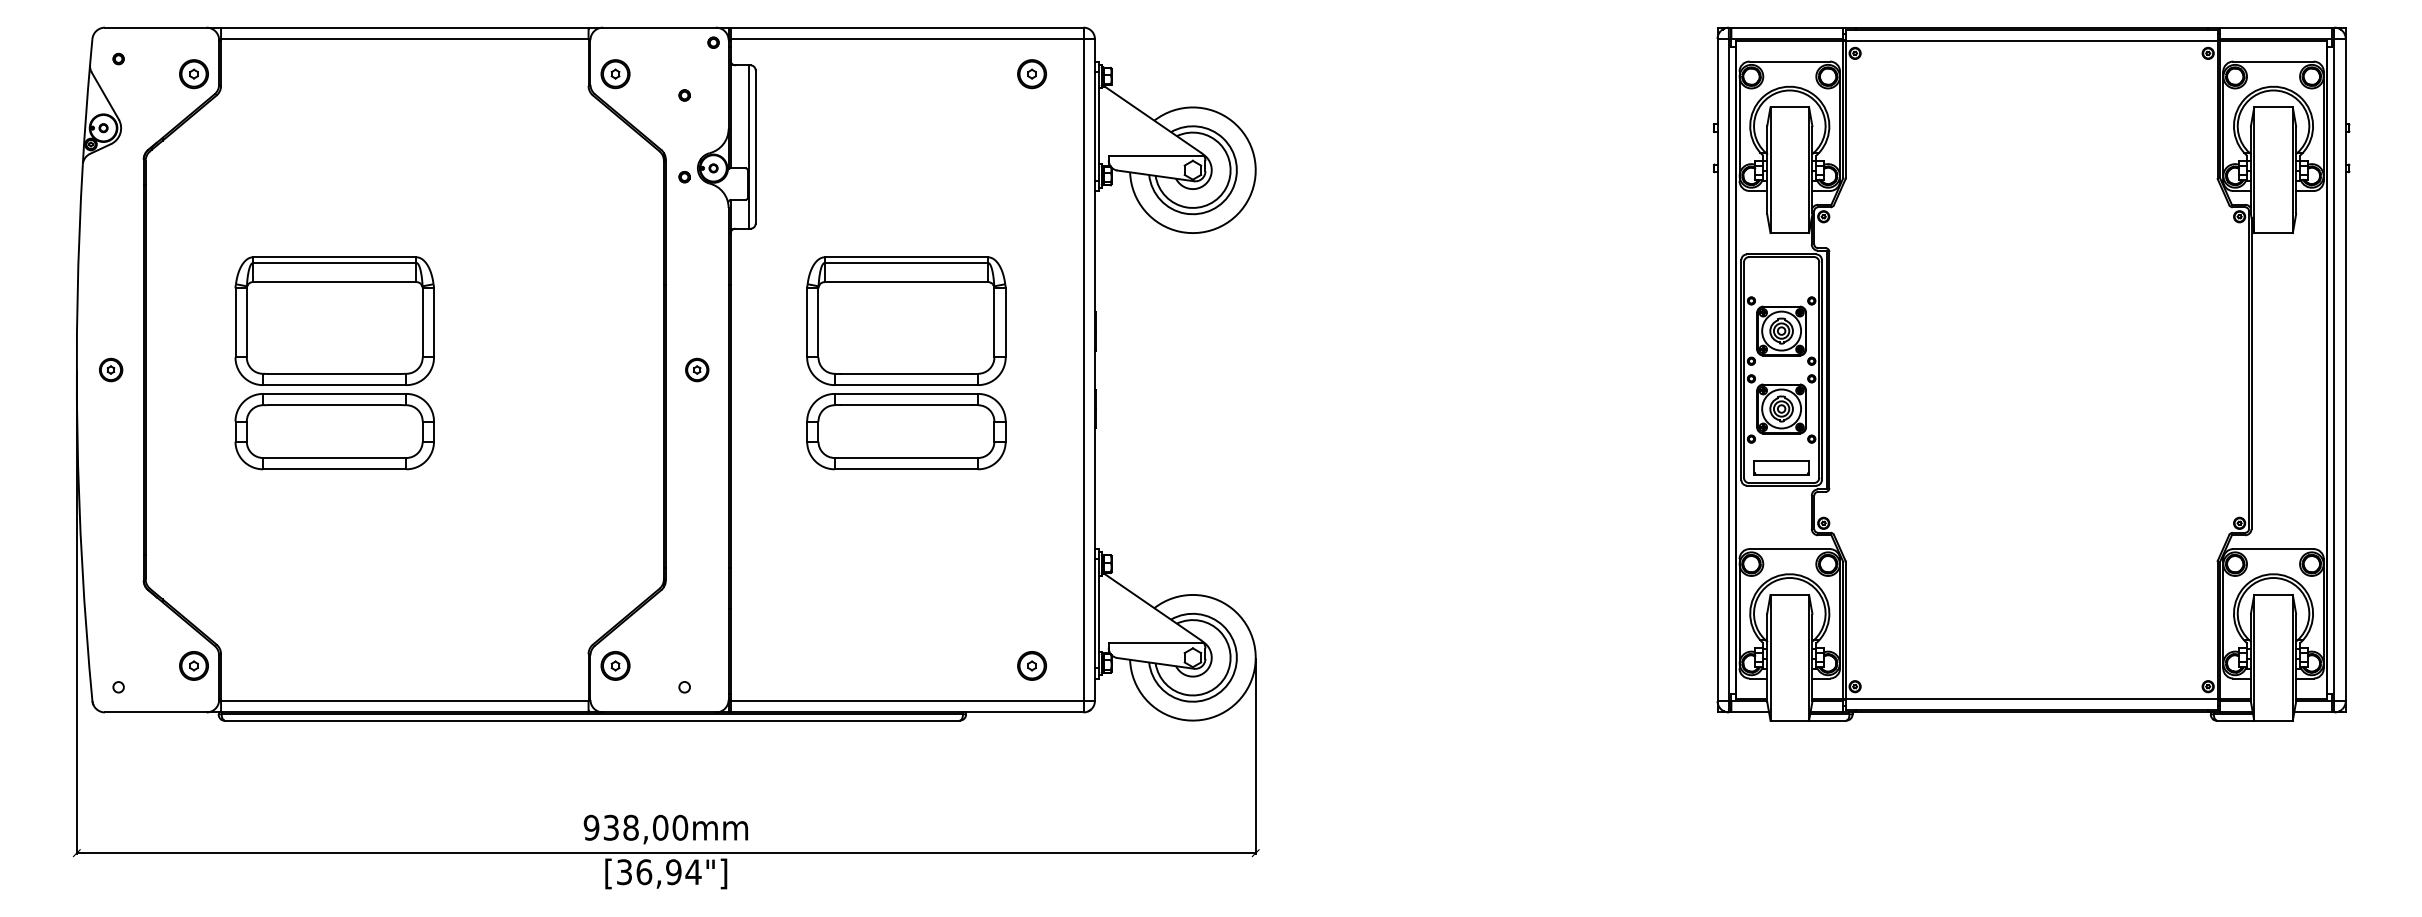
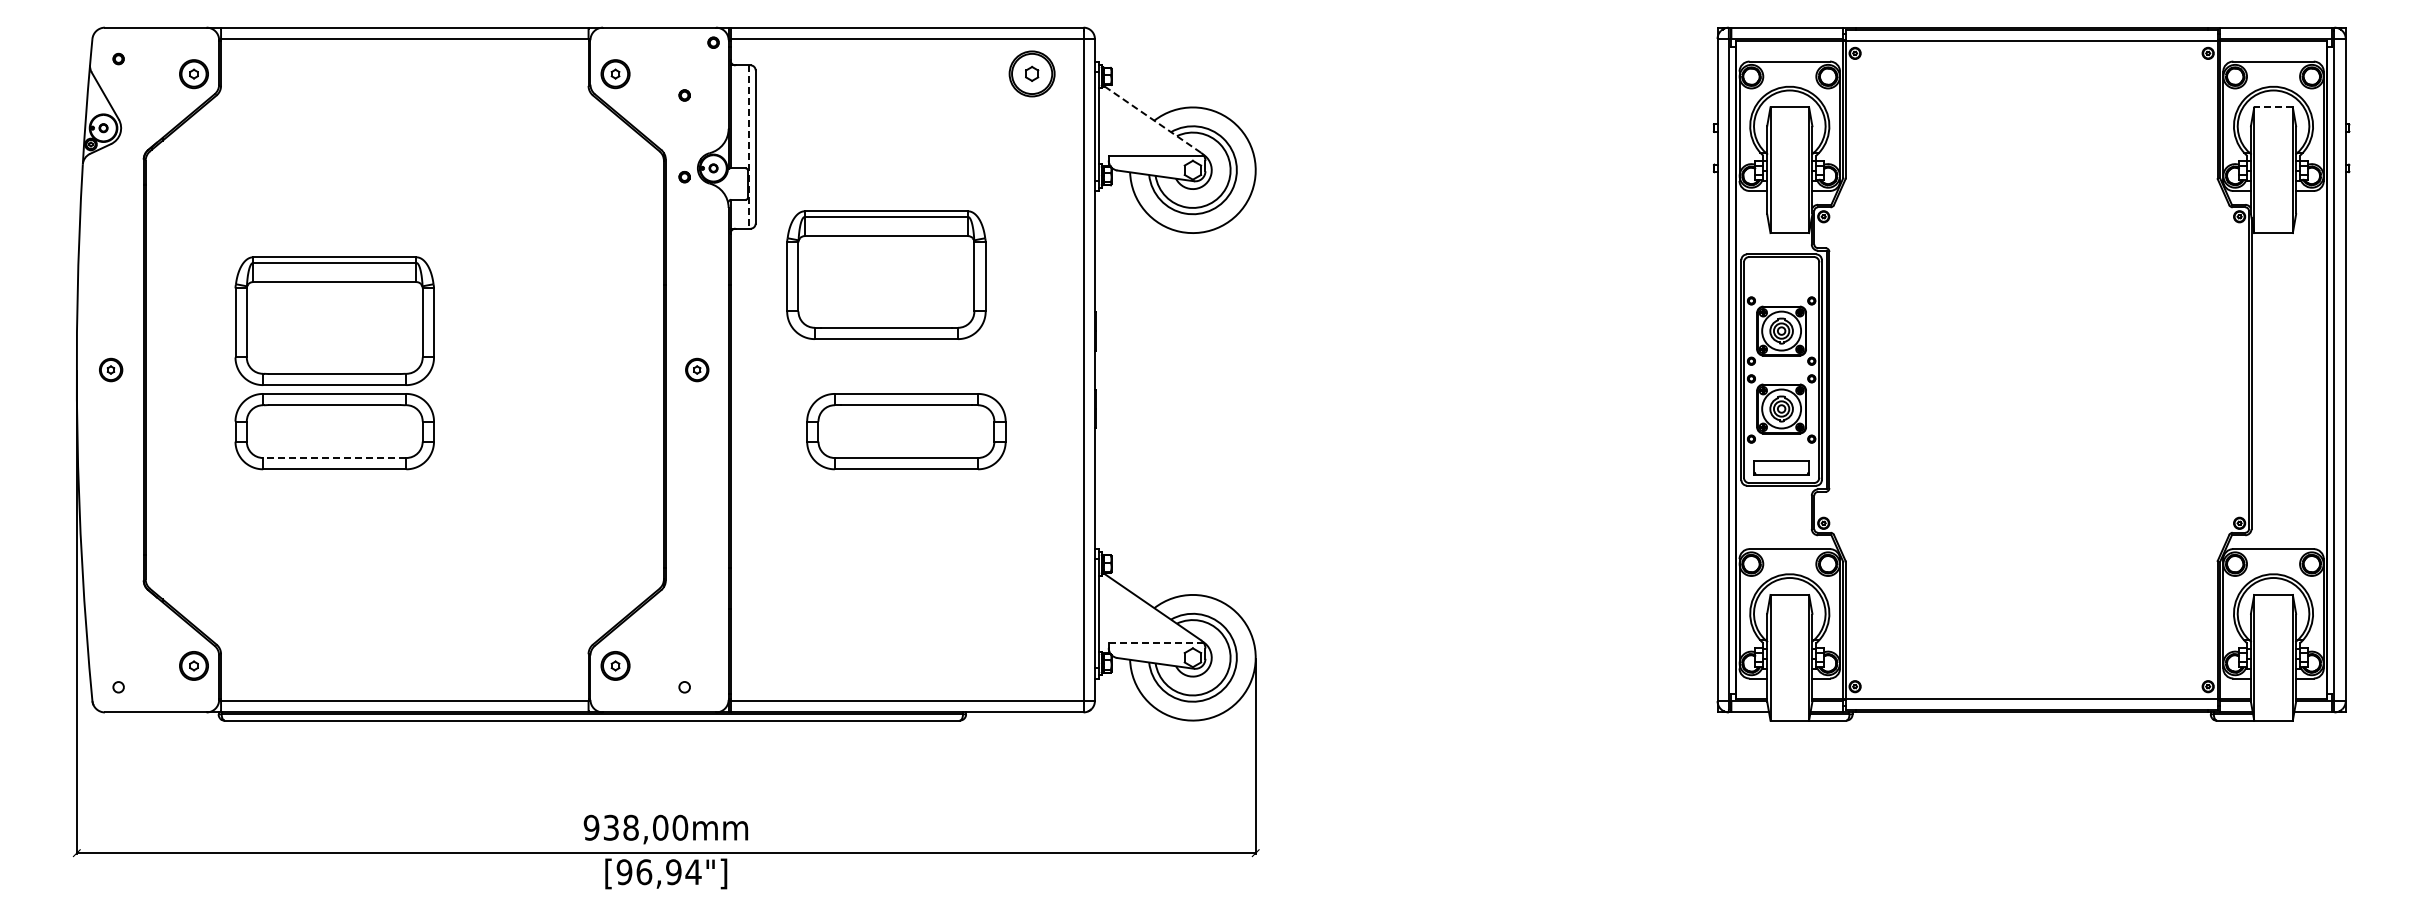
part size: 30x31 px -> 48x48 px (1031, 73)
line: solid -> dashed (2273, 107)
line: solid -> dashed (1152, 119)
line: solid -> dashed (749, 147)
part position: (906, 320) -> (886, 274) (886, 274)
line: solid -> dashed (334, 458)
line: solid -> dashed (1156, 643)
part: present -> none (1031, 665)
text: [36,94"] -> [96,94"] (624, 871)
